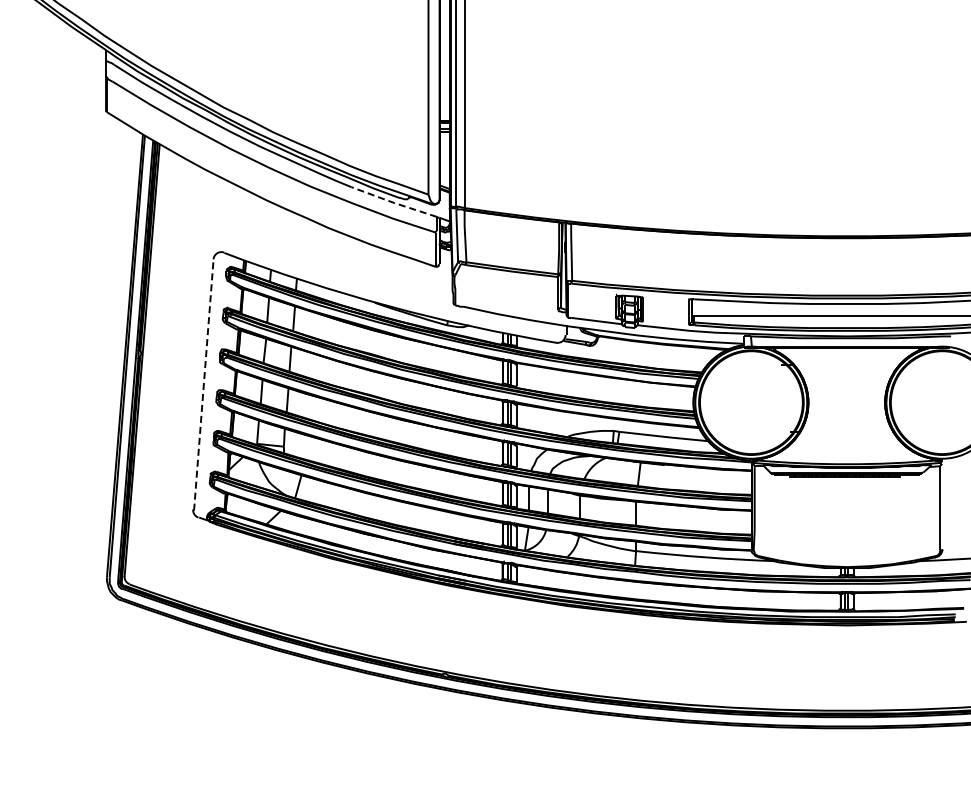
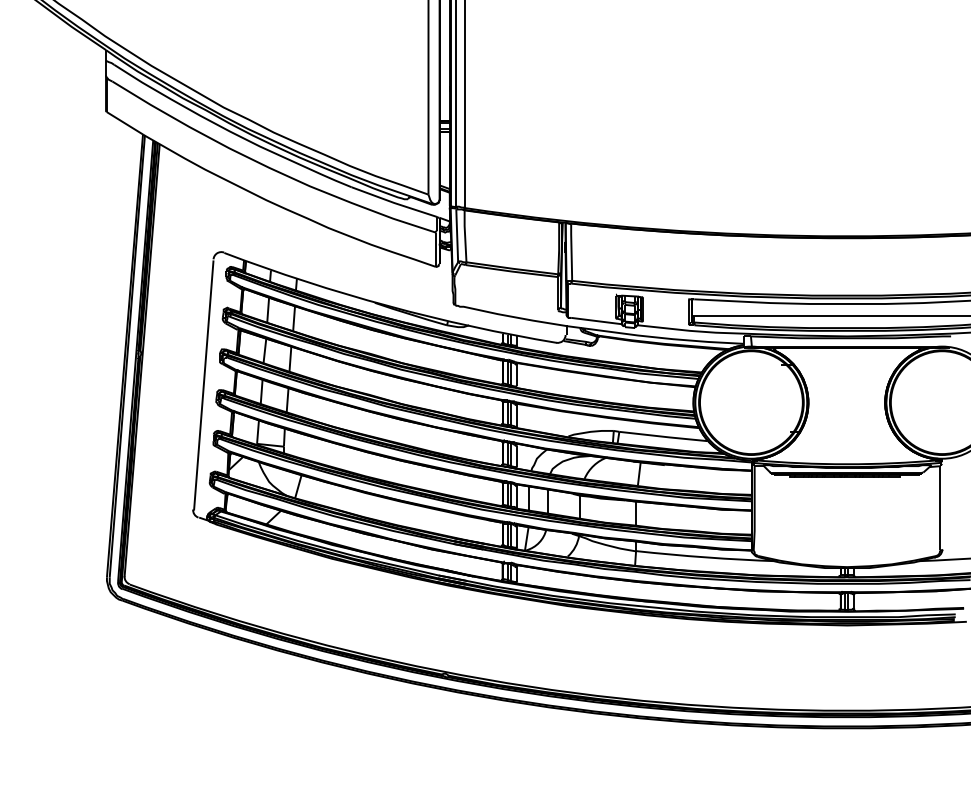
line: dashed -> solid (394, 202)
line: dashed -> solid (203, 385)
